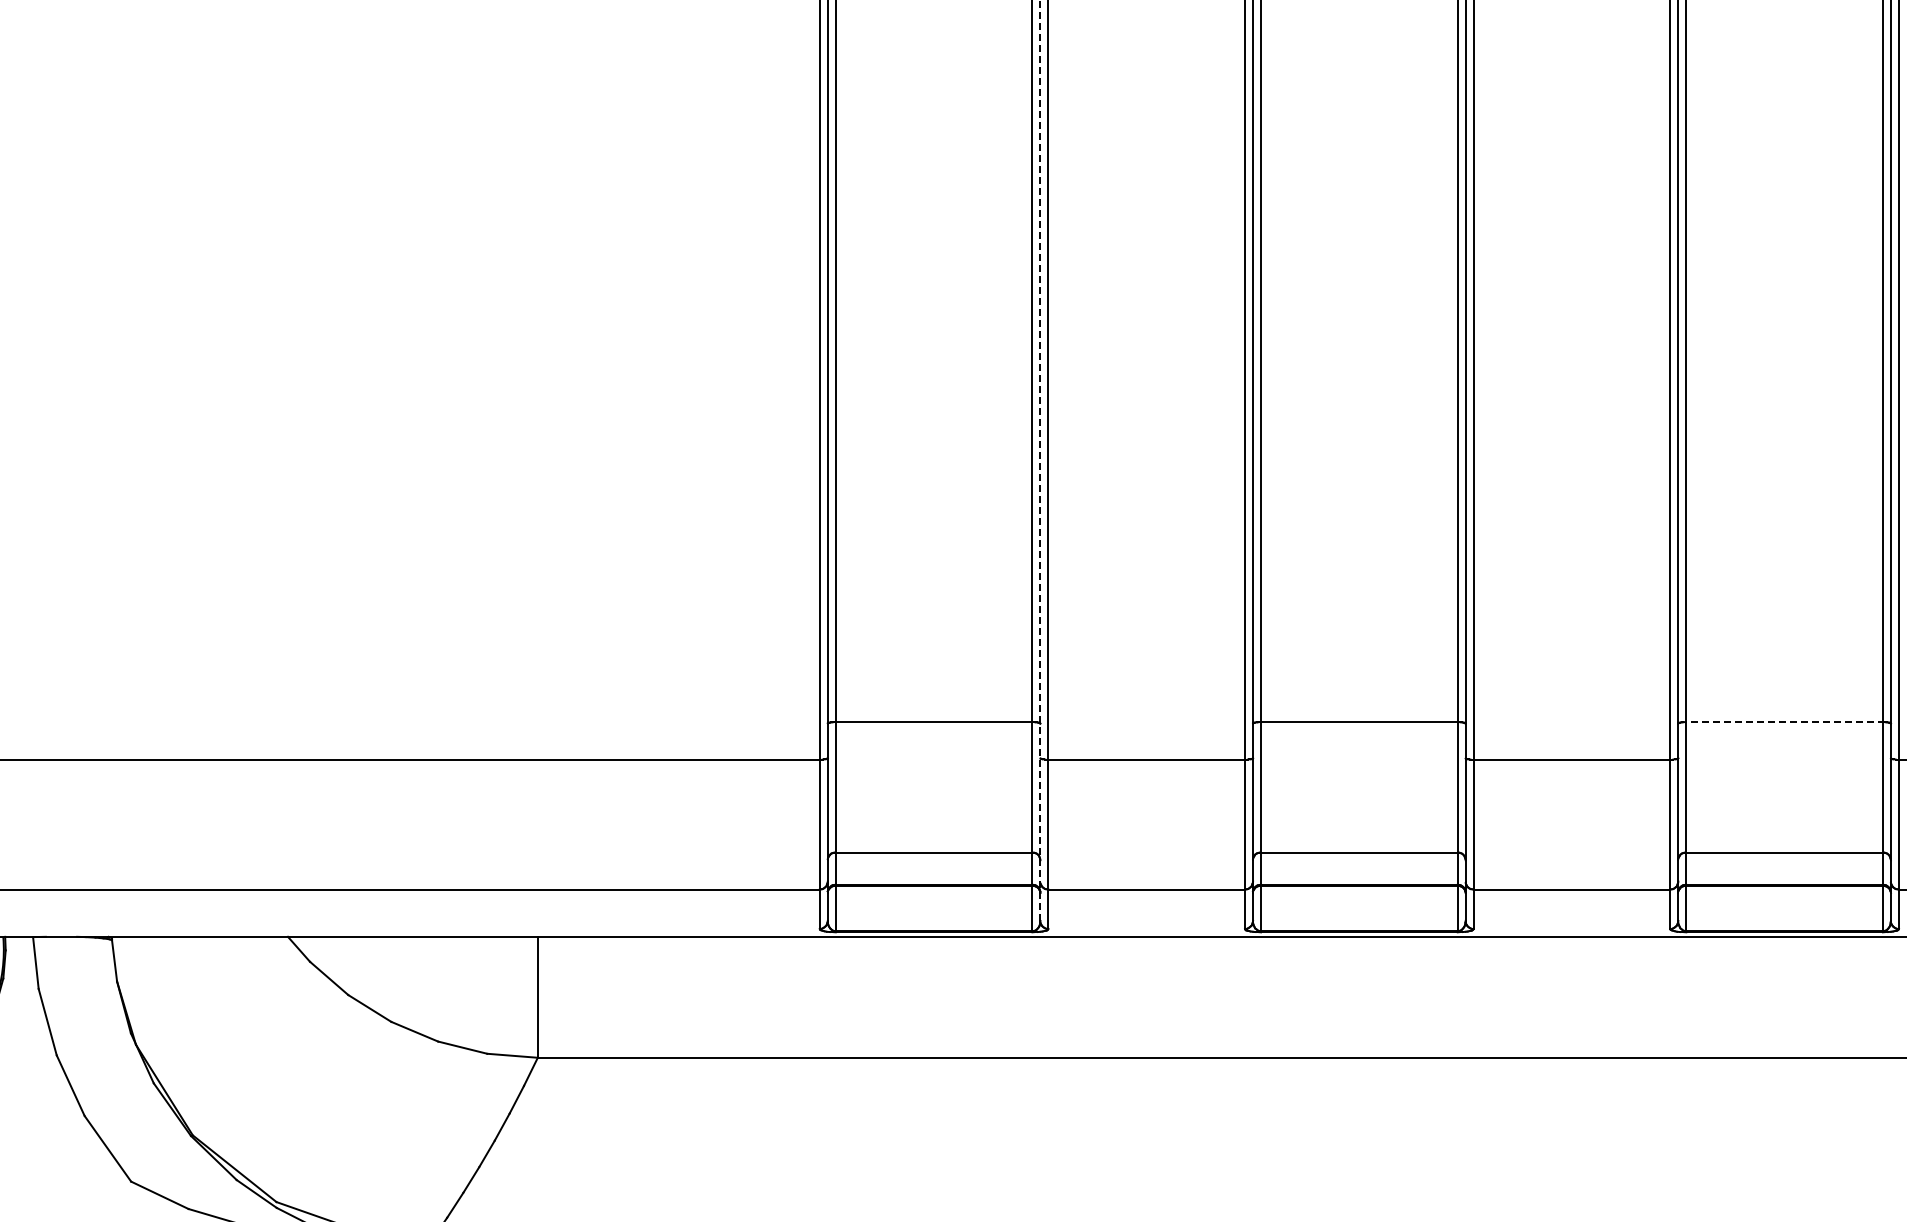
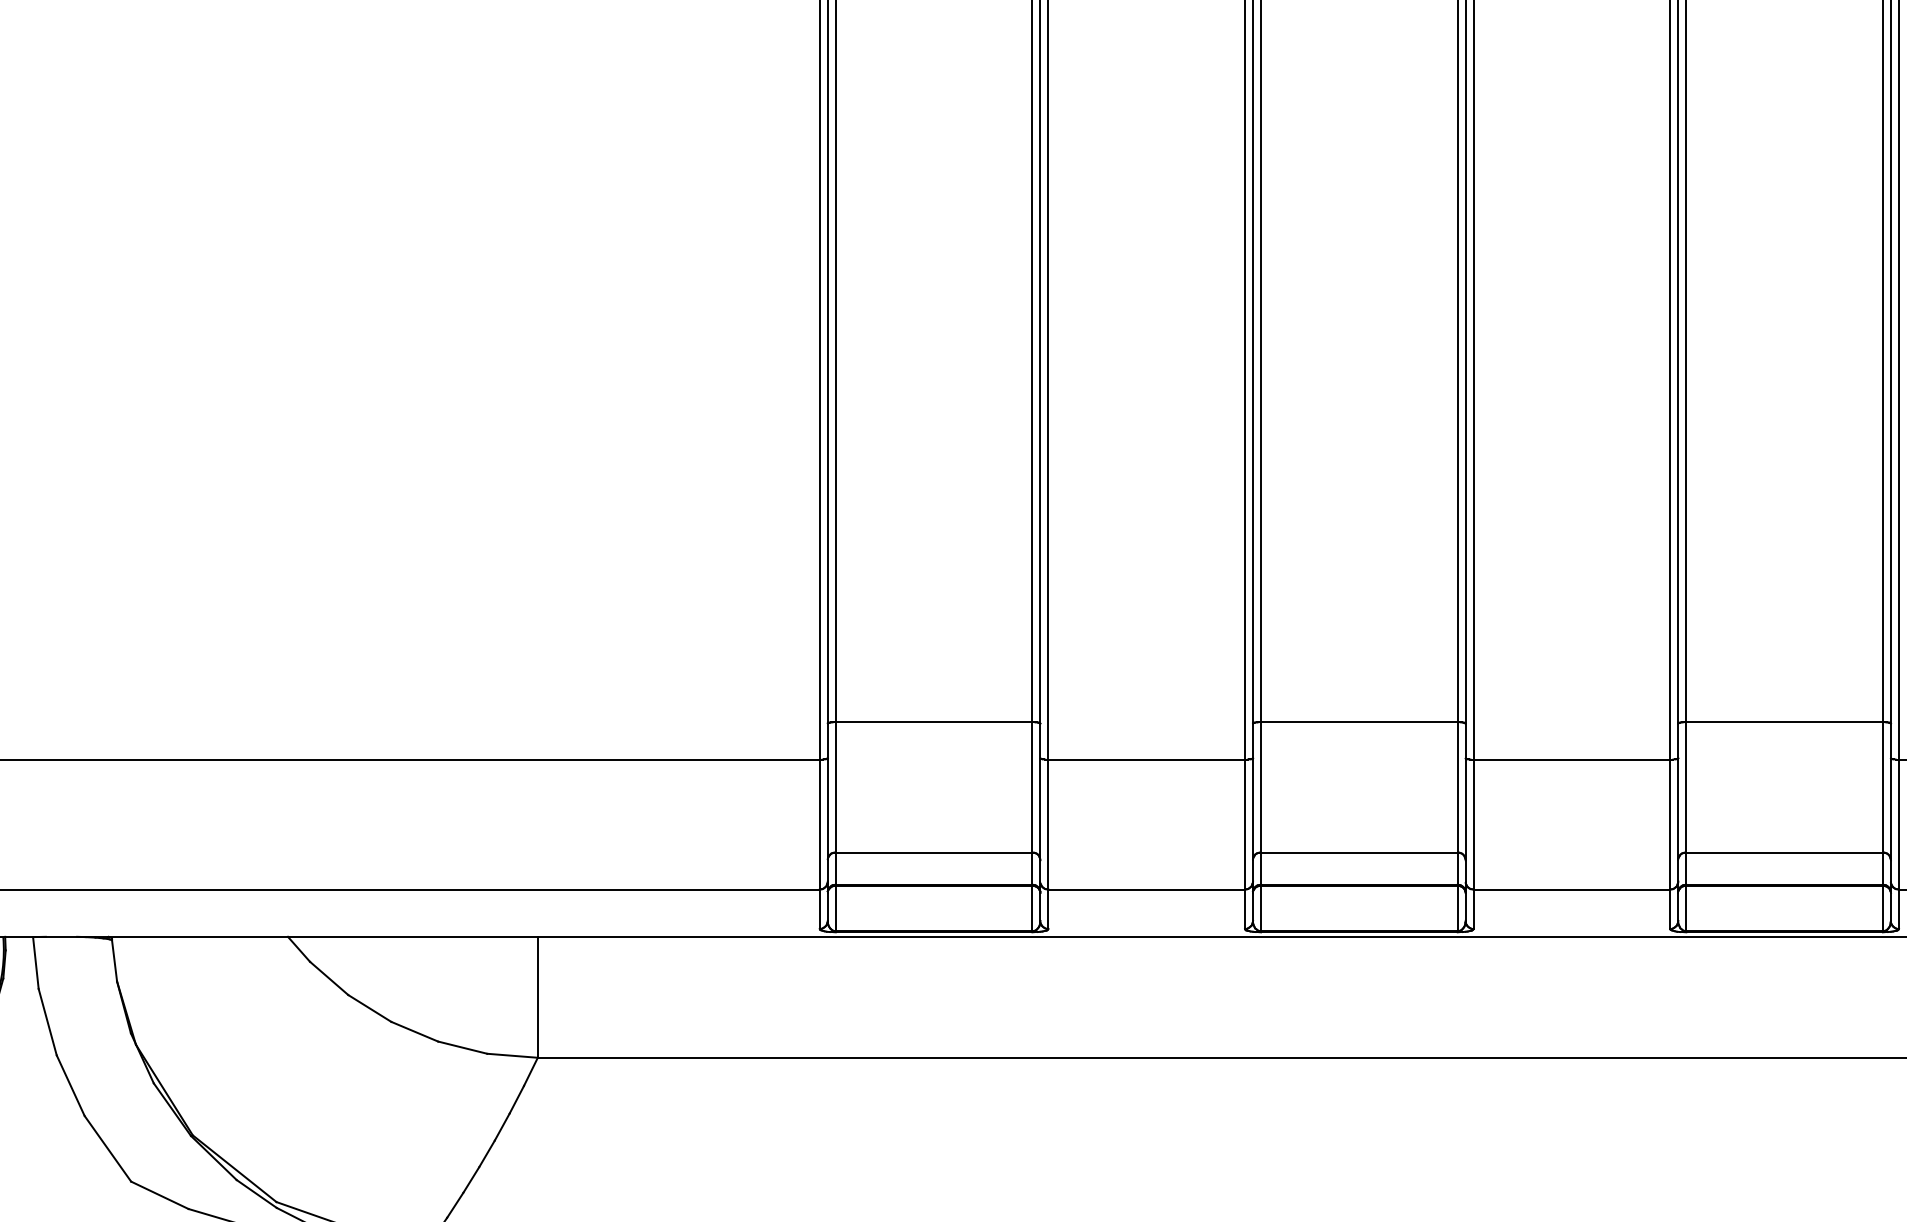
line: dashed -> solid (1040, 459)
line: dashed -> solid (1784, 722)
